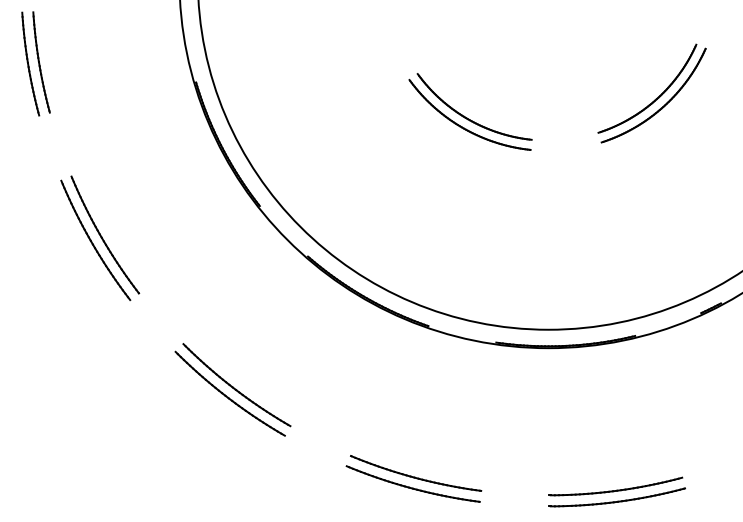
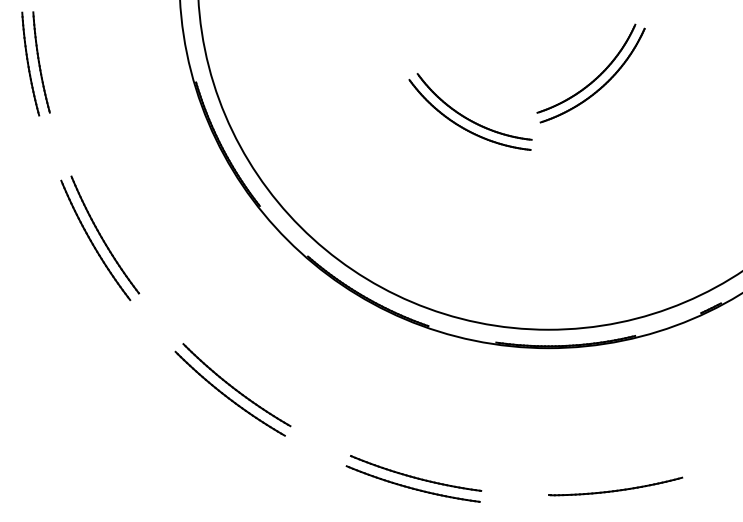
part position: (655, 98) -> (594, 78) (594, 78)
part: present -> none (616, 497)
